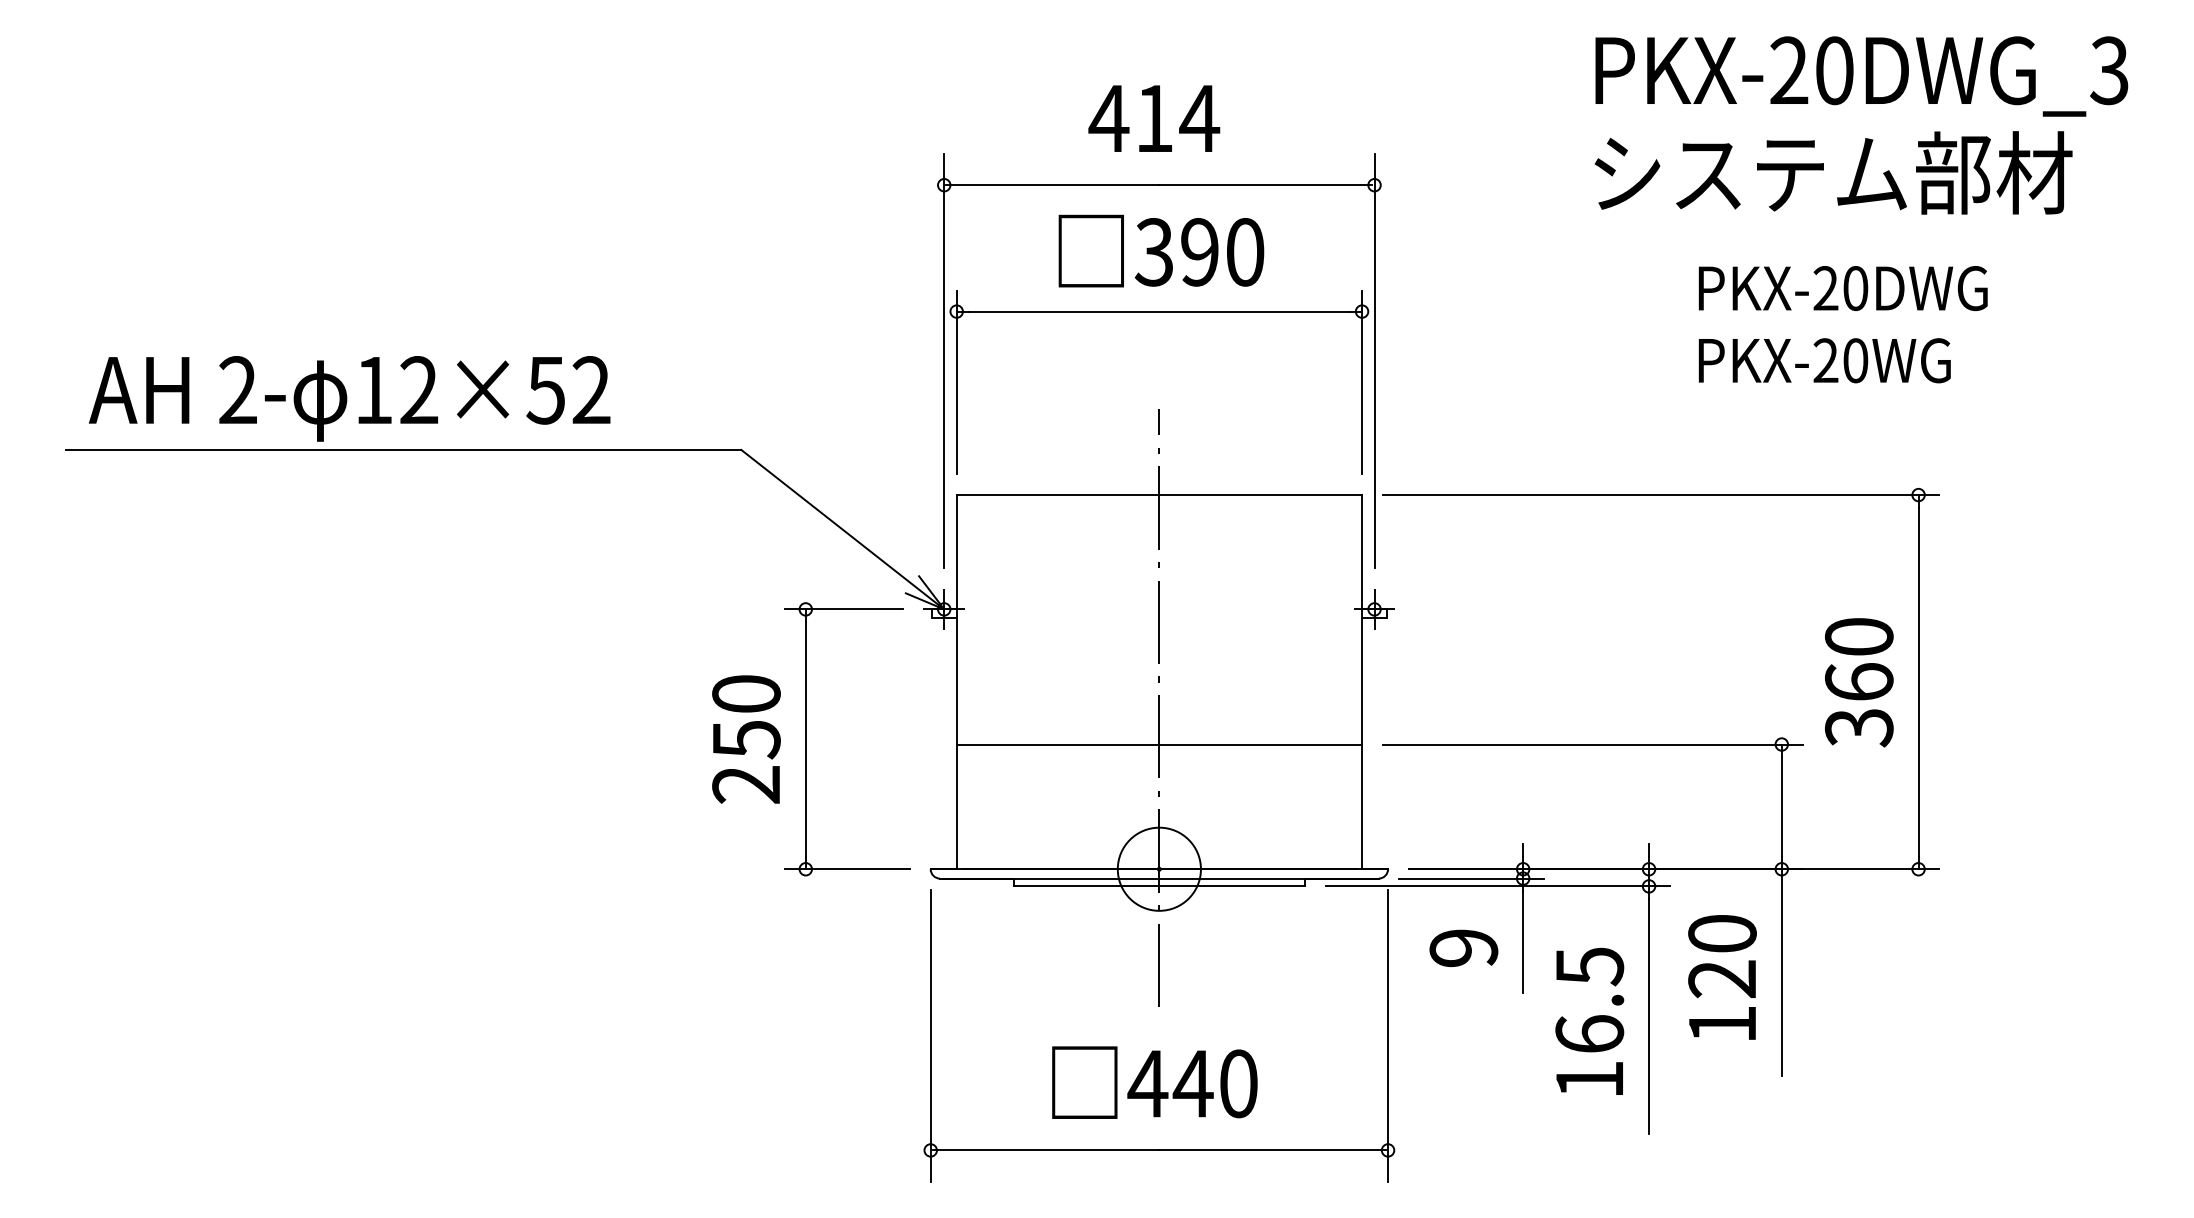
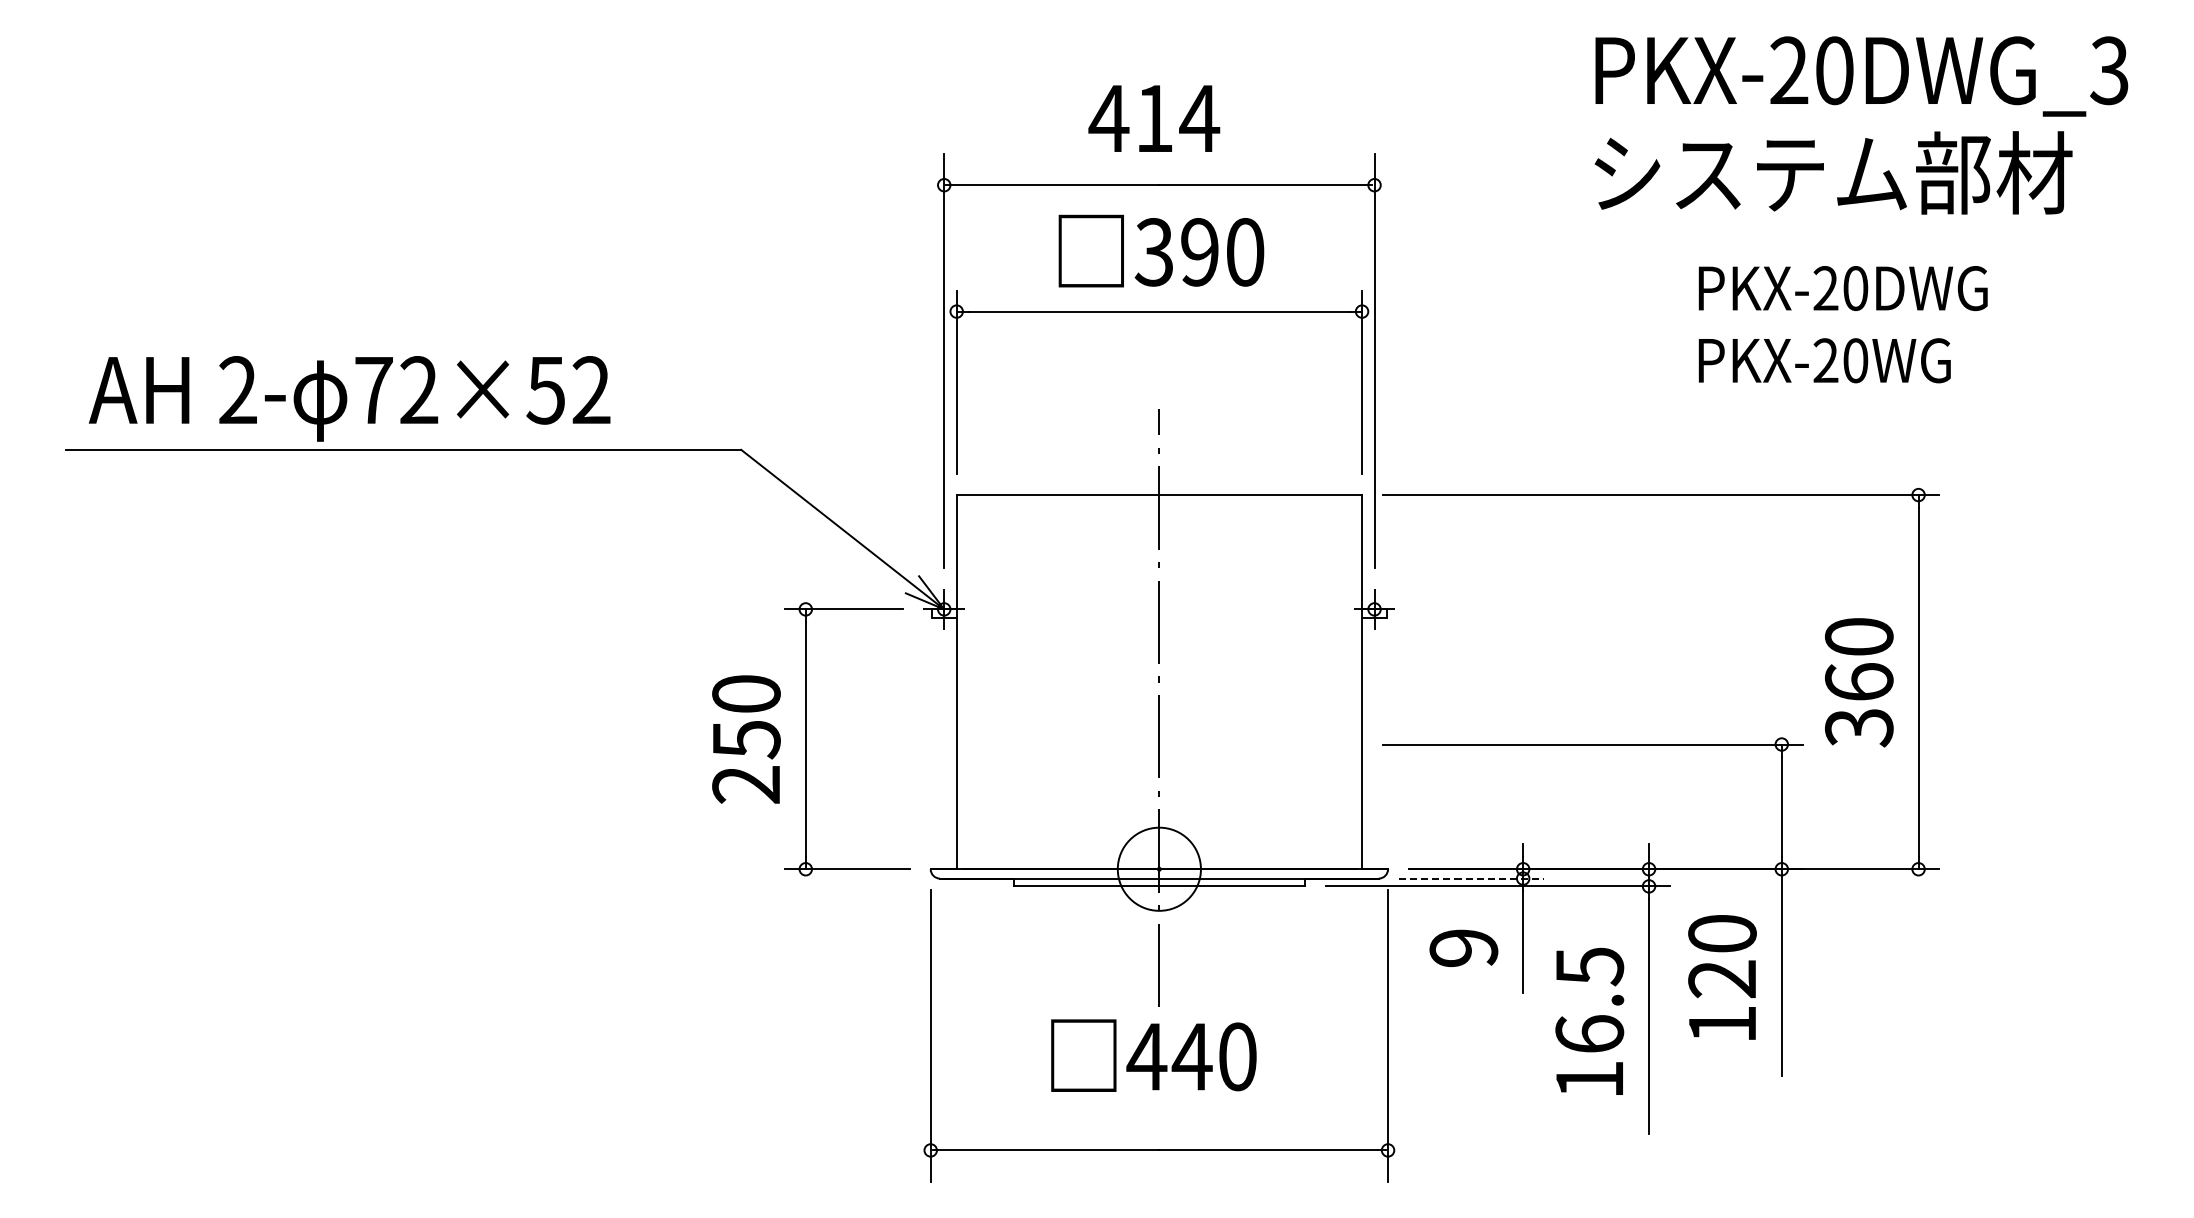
text: 12×52 -> 72×52 (373, 390)
line: present -> none (1159, 744)
line: solid -> dashed (1472, 878)
text position: (1154, 1082) -> (1153, 1055) (1153, 1055)
